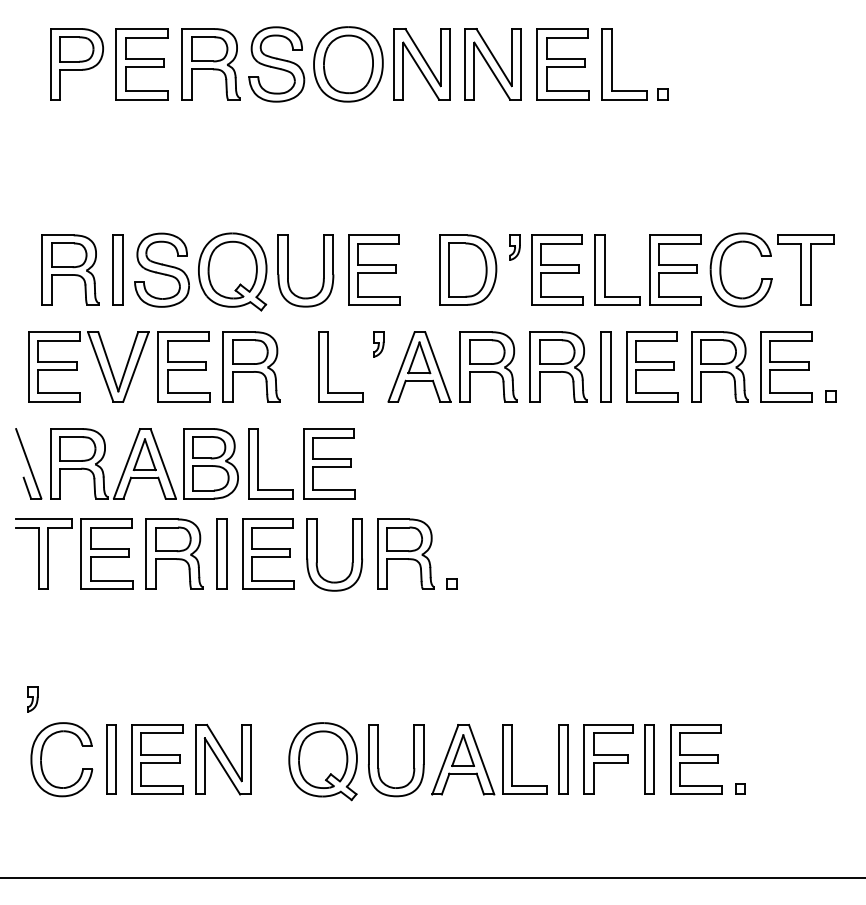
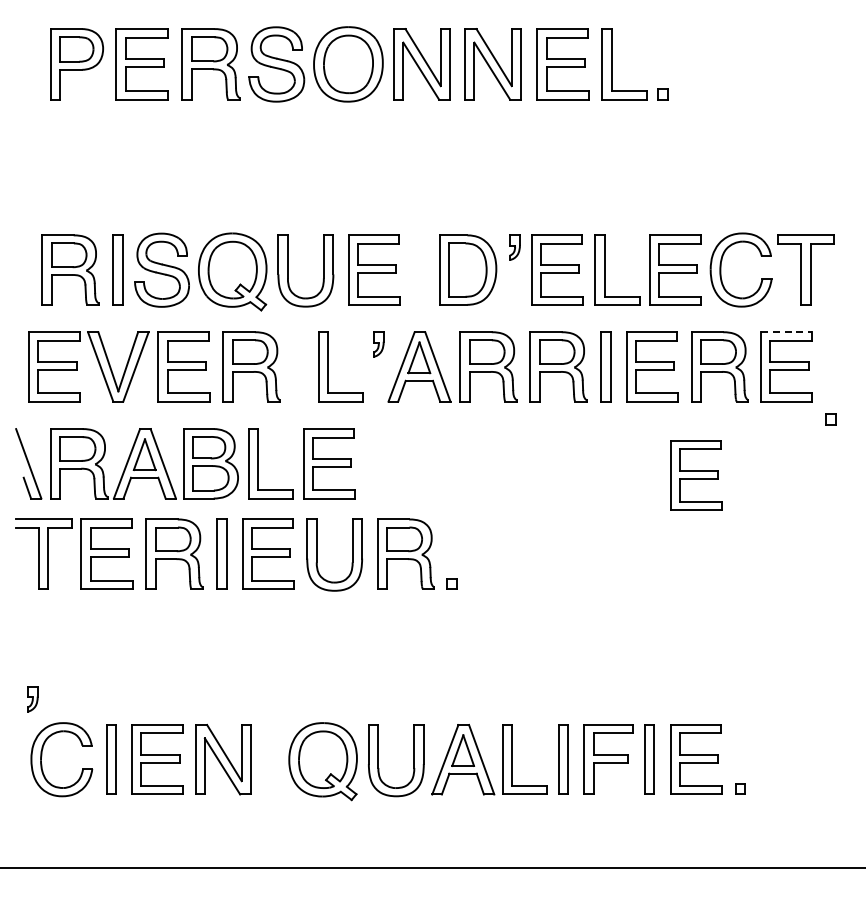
line: solid -> dashed (786, 332)
part position: (830, 396) -> (830, 419) (830, 419)
part: none -> present (696, 475)
line position: (432, 877) -> (432, 867) (432, 867)
